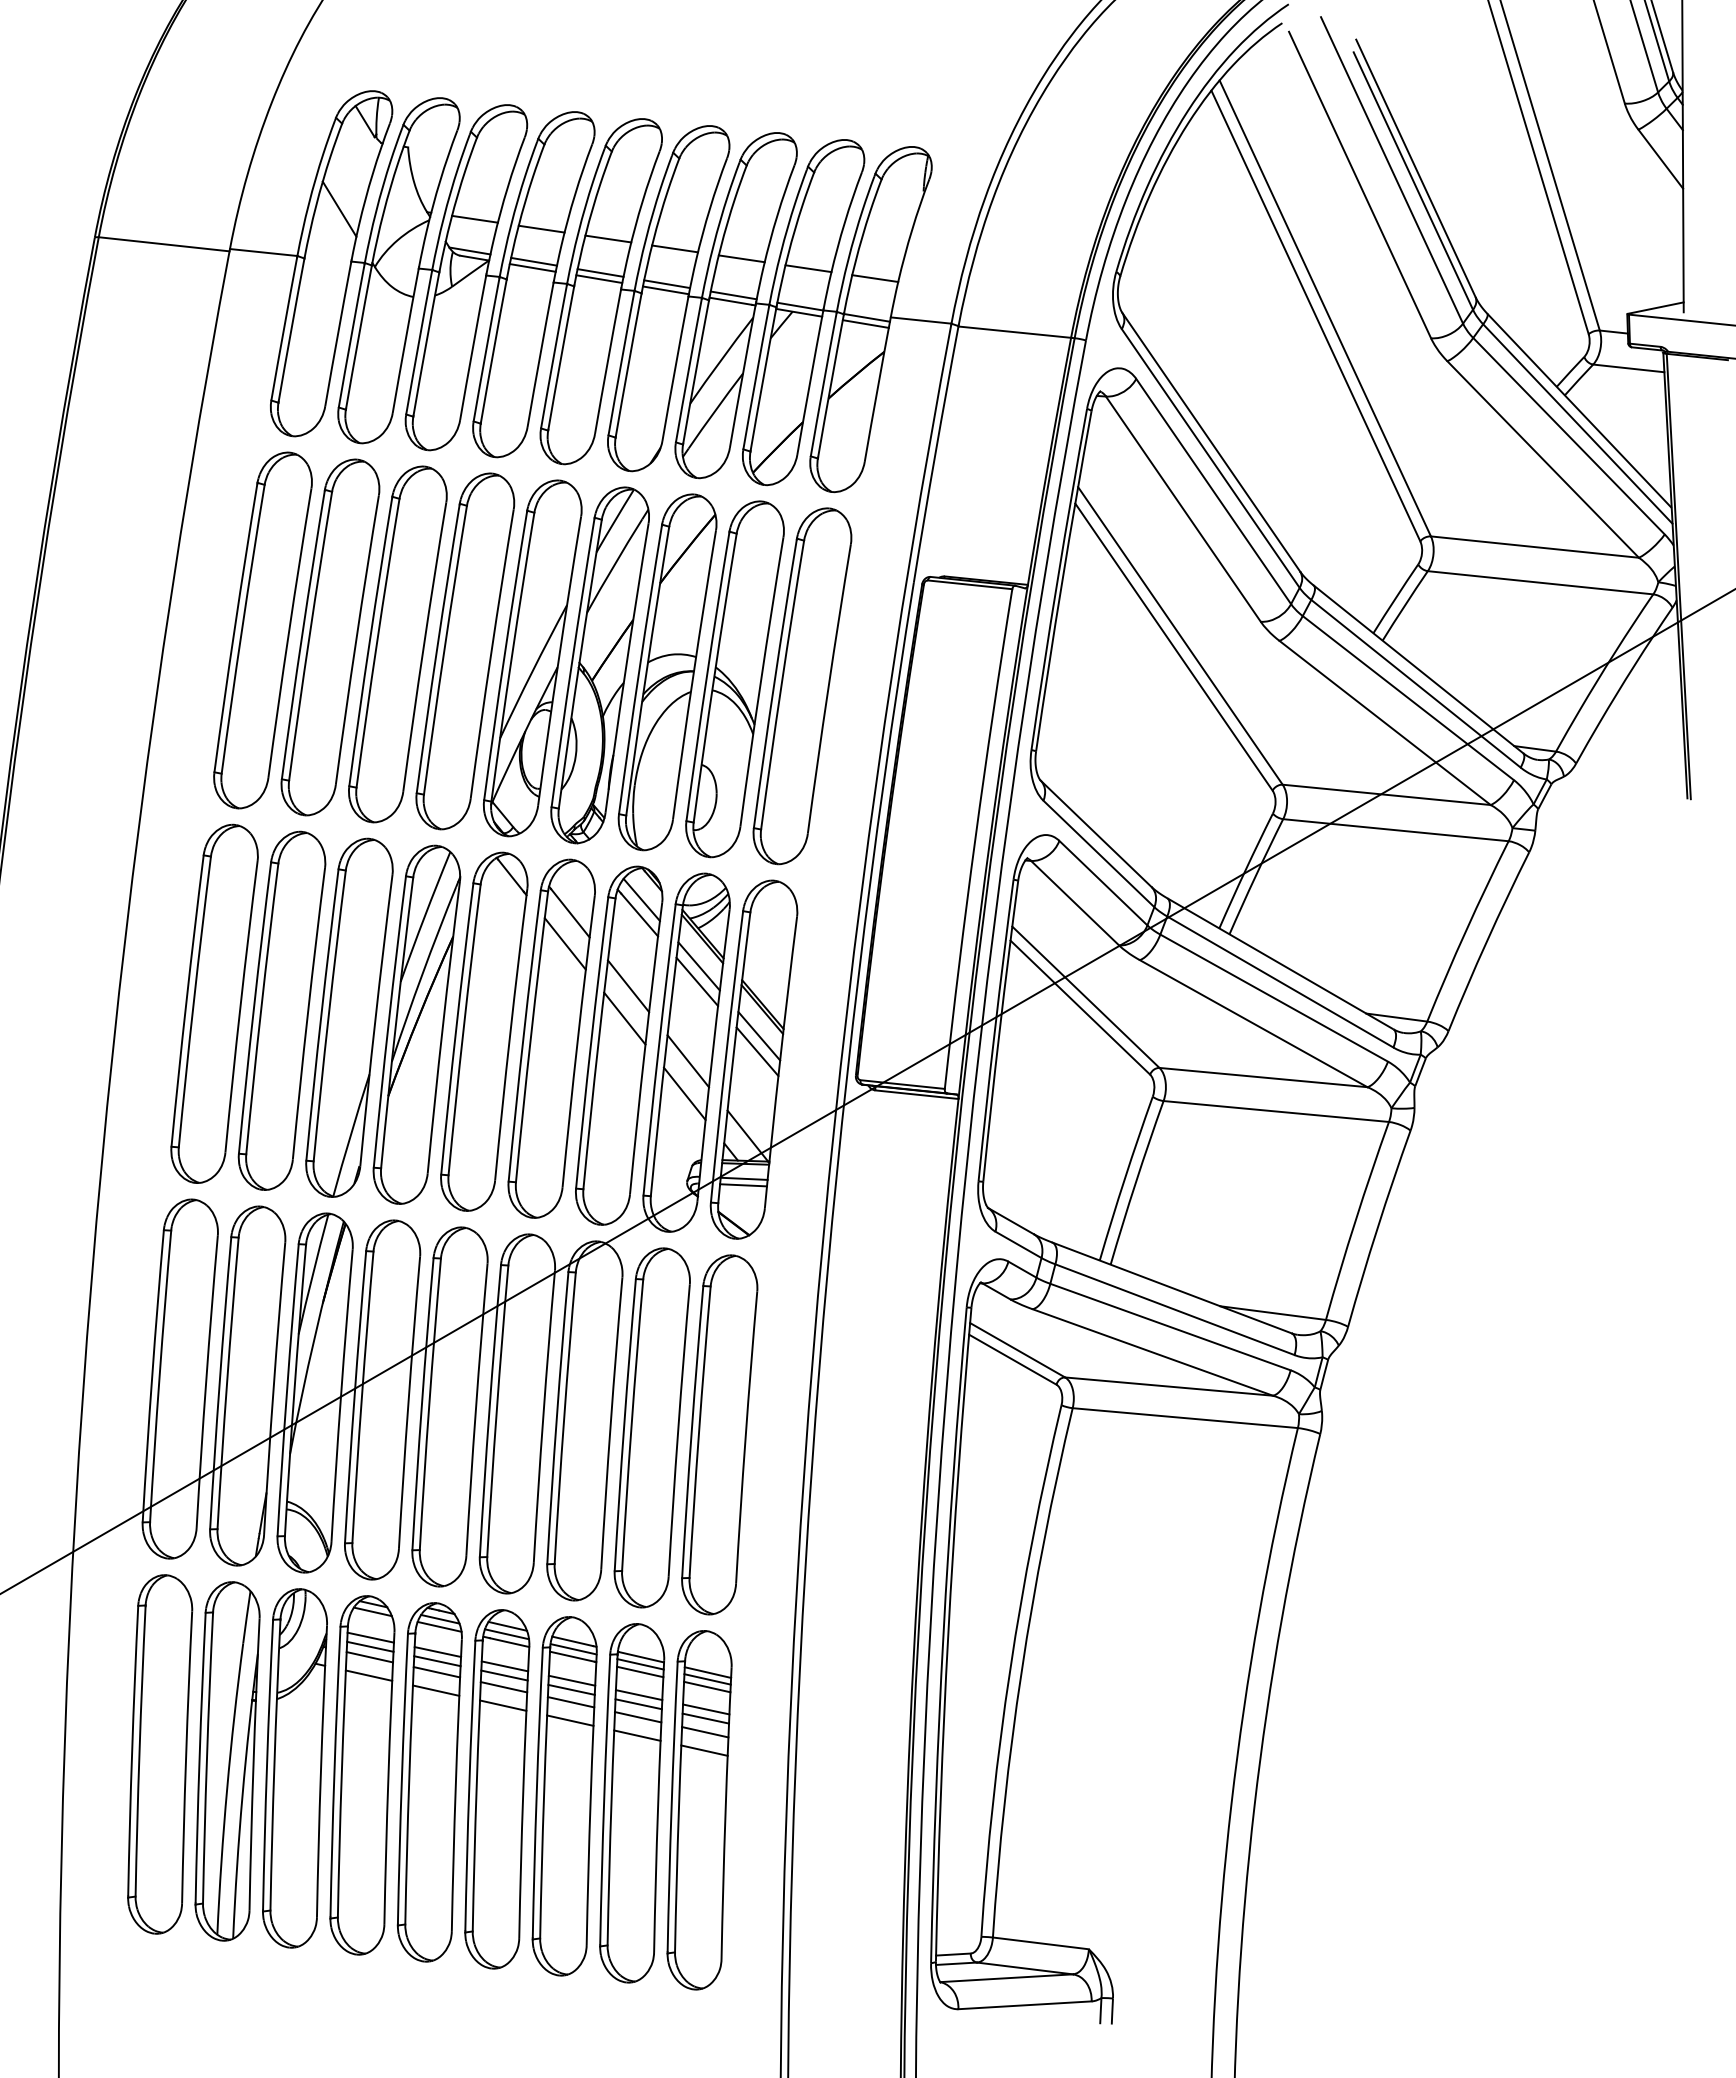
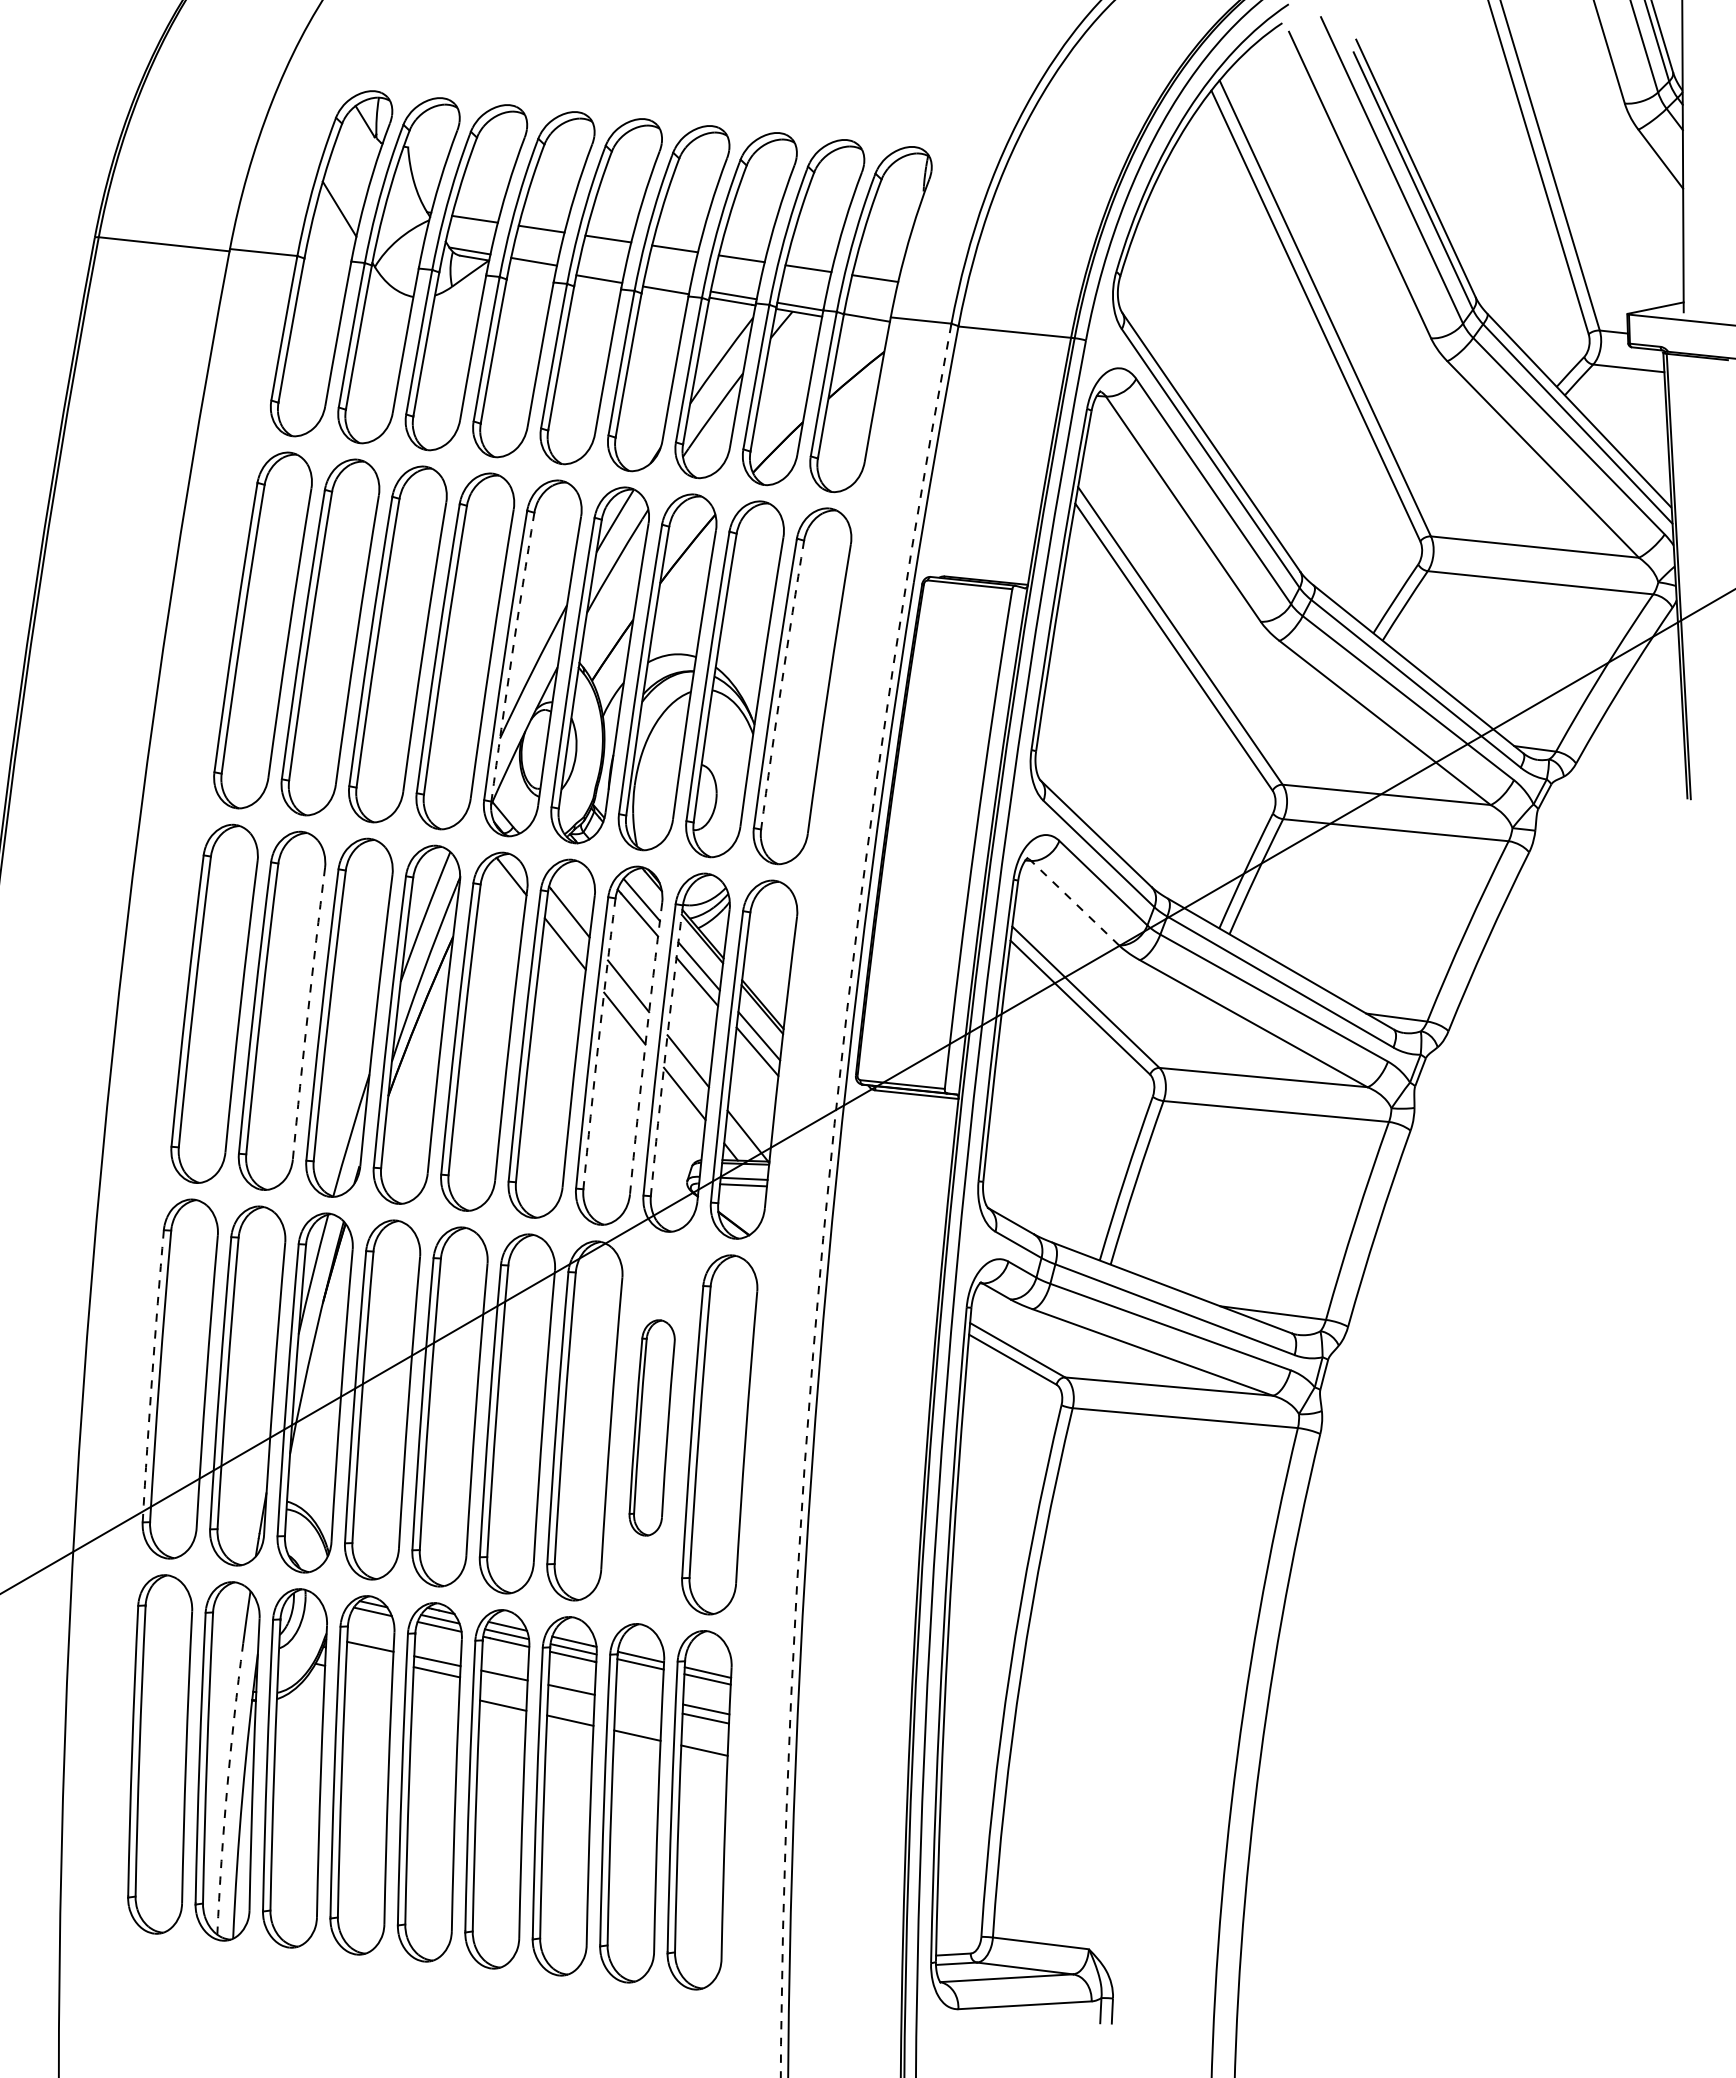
line: present -> none (532, 267)
line: present -> none (600, 272)
line: present -> none (666, 284)
line: present -> none (865, 323)
arc: solid -> dashed (511, 657)
arc: solid -> dashed (781, 684)
line: solid -> dashed (1074, 902)
arc: solid -> dashed (307, 1013)
arc: solid -> dashed (598, 1043)
arc: solid -> dashed (645, 1048)
arc: solid -> dashed (665, 1050)
arc: solid -> dashed (827, 1198)
arc: solid -> dashed (152, 1376)
part size: 78x362 px -> 48x218 px (651, 1427)
line: present -> none (370, 1637)
line: present -> none (437, 1651)
line: present -> none (369, 1657)
line: present -> none (504, 1666)
line: present -> none (640, 1671)
line: present -> none (368, 1675)
line: present -> none (571, 1680)
line: present -> none (707, 1686)
line: present -> none (503, 1687)
line: present -> none (435, 1690)
line: present -> none (638, 1695)
line: present -> none (570, 1702)
line: present -> none (638, 1704)
line: present -> none (637, 1717)
line: present -> none (705, 1732)
arc: solid -> dashed (227, 1788)
